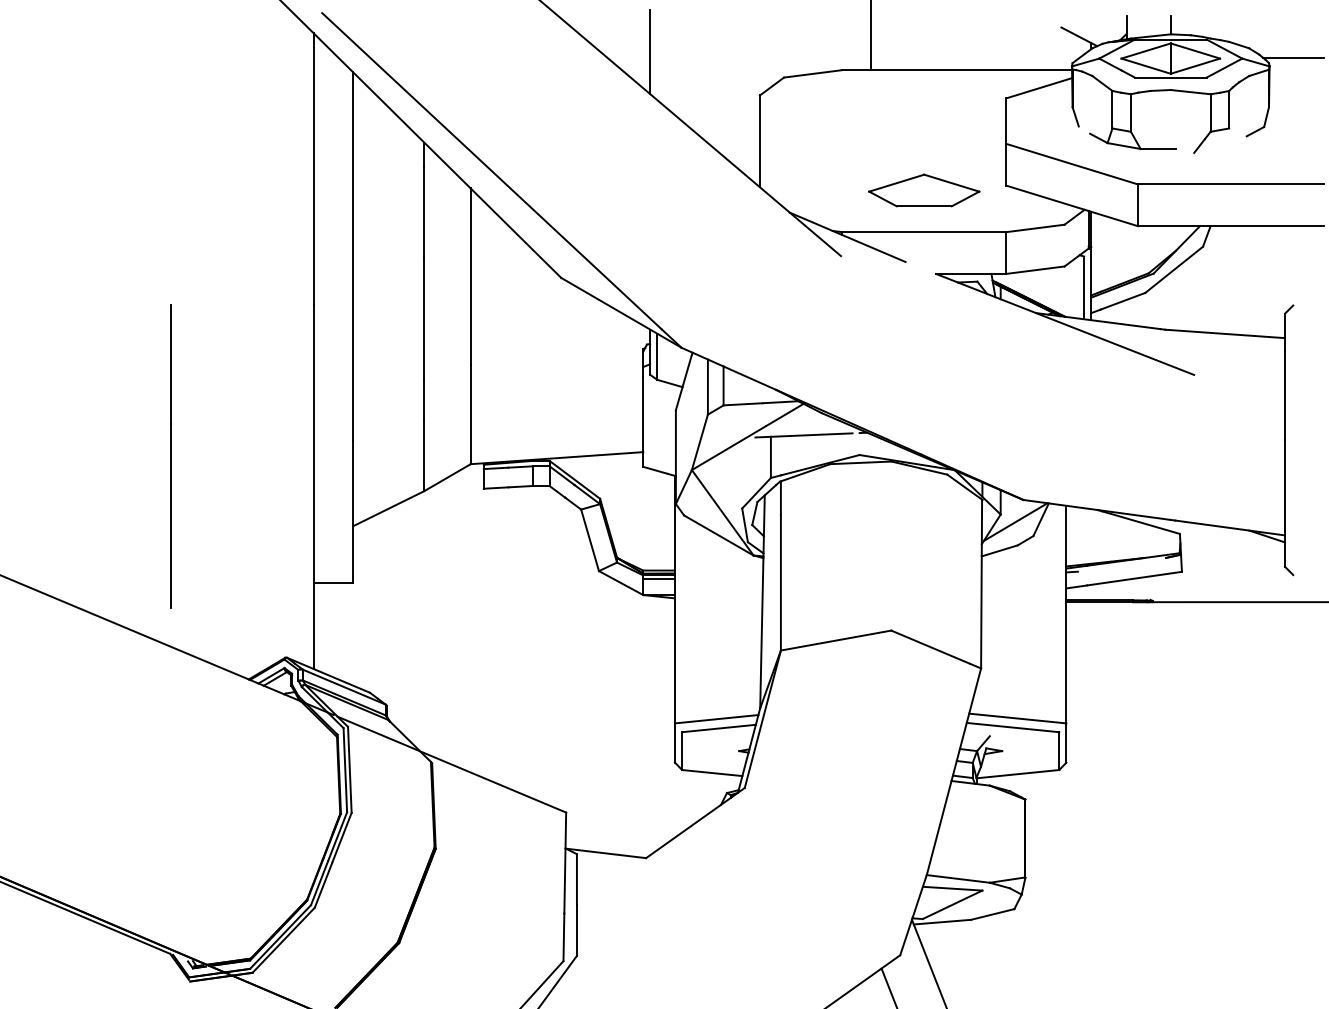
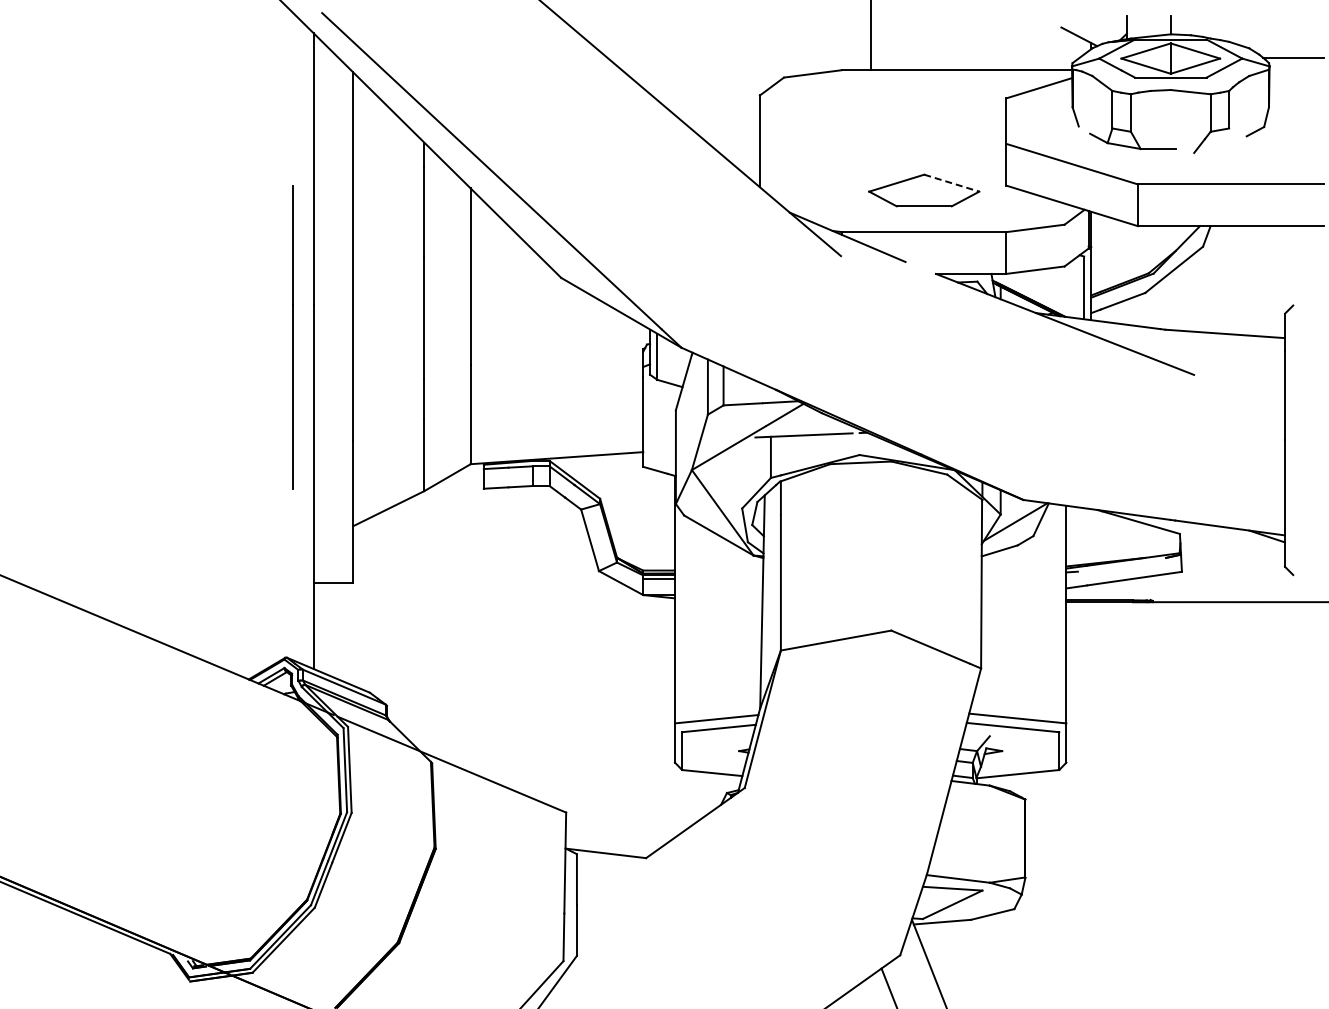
line: present -> none (650, 52)
line: solid -> dashed (951, 183)
line position: (170, 456) -> (292, 337) (292, 337)
